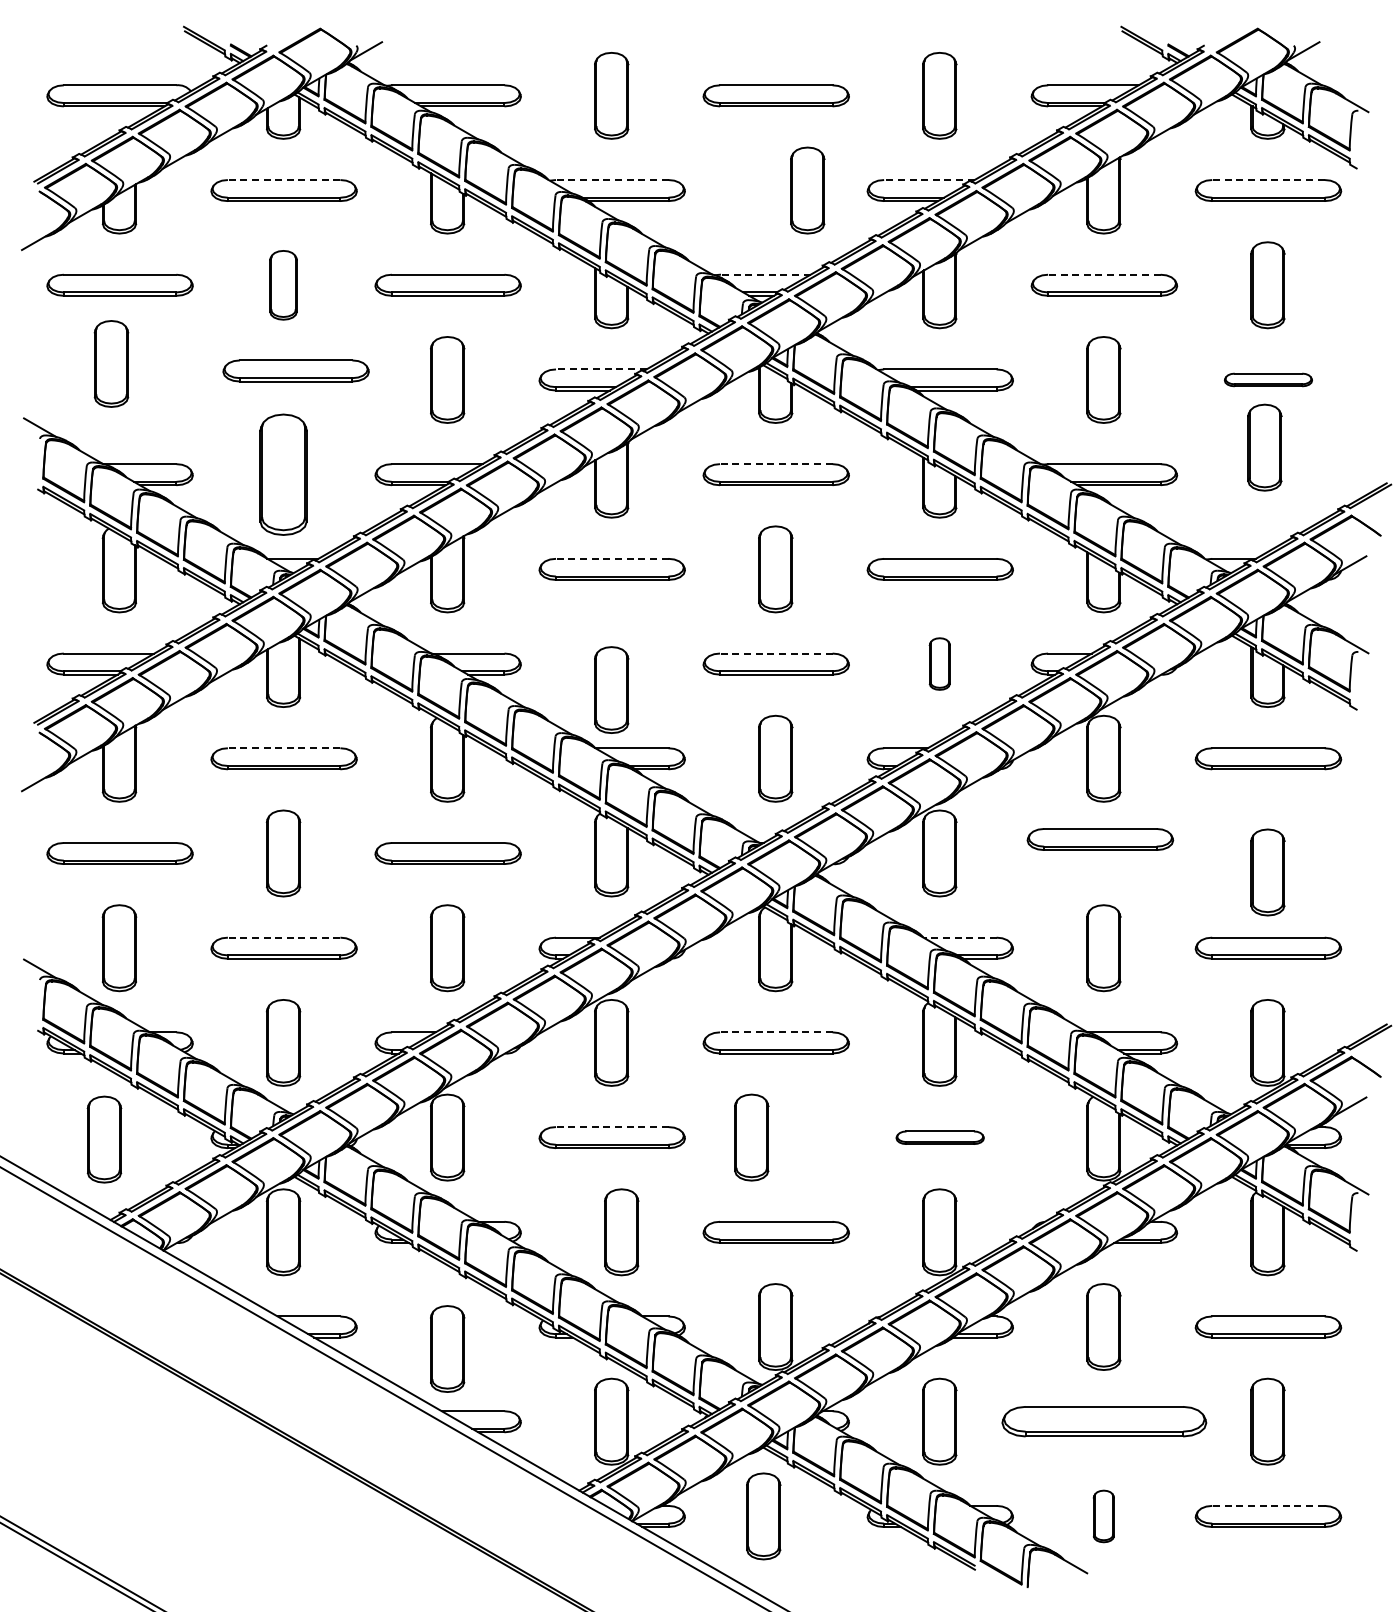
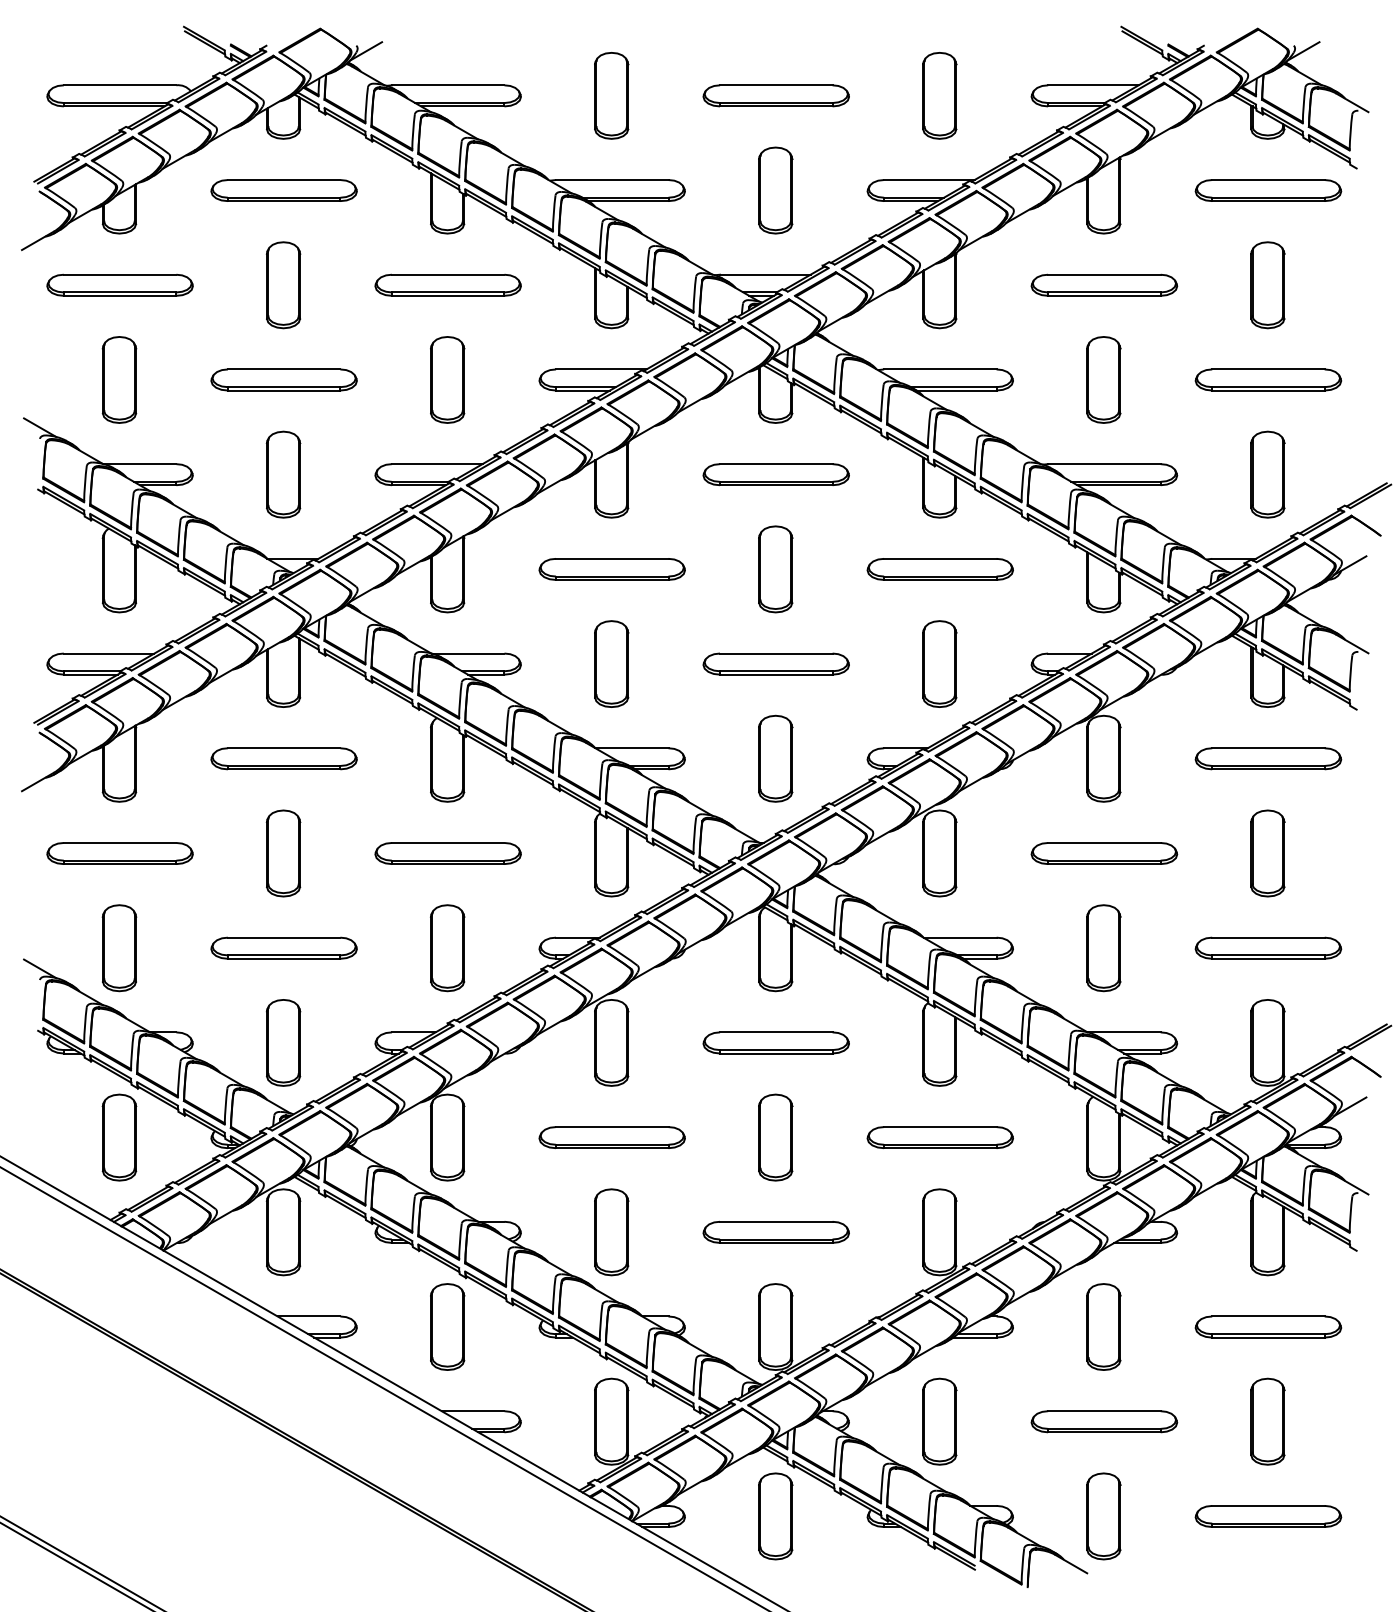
line: dashed -> solid (283, 180)
line: dashed -> solid (611, 180)
line: dashed -> solid (928, 180)
line: dashed -> solid (1267, 180)
part position: (807, 190) -> (775, 190) (775, 190)
line: dashed -> solid (764, 274)
line: dashed -> solid (1103, 274)
part size: 29x71 px -> 37x89 px (283, 285)
part position: (111, 363) -> (119, 379) (119, 379)
line: dashed -> solid (600, 369)
part position: (295, 370) -> (283, 379) (283, 379)
part size: 90x16 px -> 149x24 px (1268, 379)
part position: (1264, 447) -> (1267, 474) (1267, 474)
line: dashed -> solid (775, 464)
part size: 49x123 px -> 37x89 px (283, 474)
line: dashed -> solid (611, 558)
line: dashed -> solid (775, 653)
part size: 23x54 px -> 36x88 px (939, 663)
part position: (611, 689) -> (611, 663) (611, 663)
line: dashed -> solid (283, 748)
part position: (1100, 839) -> (1104, 853) (1104, 853)
part position: (1267, 872) -> (1267, 853) (1267, 853)
line: dashed -> solid (283, 937)
line: dashed -> solid (960, 937)
line: dashed -> solid (775, 1032)
line: dashed -> solid (611, 1127)
part position: (751, 1137) -> (775, 1137) (775, 1137)
part size: 90x15 px -> 148x24 px (939, 1137)
part position: (104, 1139) -> (119, 1137) (119, 1137)
part position: (621, 1232) -> (611, 1232) (611, 1232)
part position: (447, 1348) -> (447, 1326) (447, 1326)
part size: 207x32 px -> 149x24 px (1104, 1421)
line: dashed -> solid (1267, 1505)
part position: (763, 1516) -> (775, 1516) (775, 1516)
part size: 23x55 px -> 36x89 px (1103, 1516)
